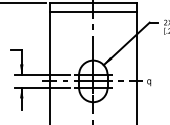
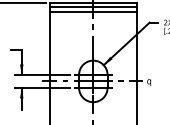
line: none -> present (93, 7)
